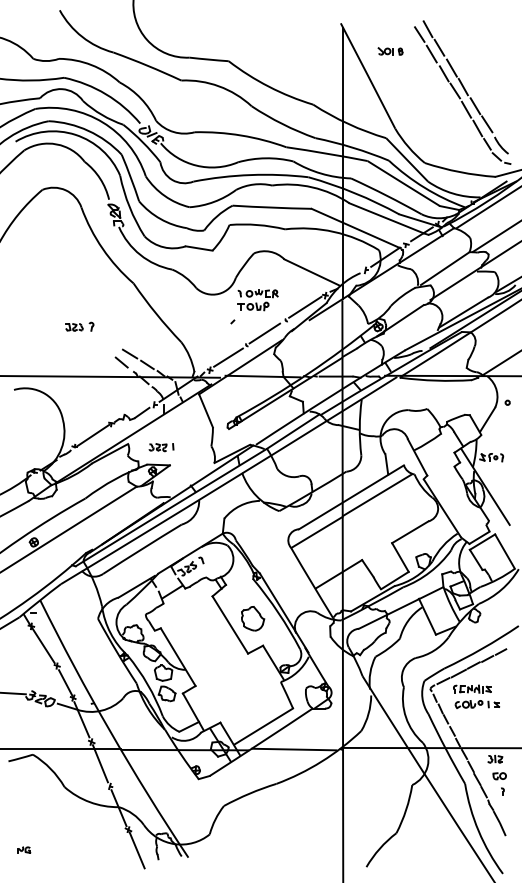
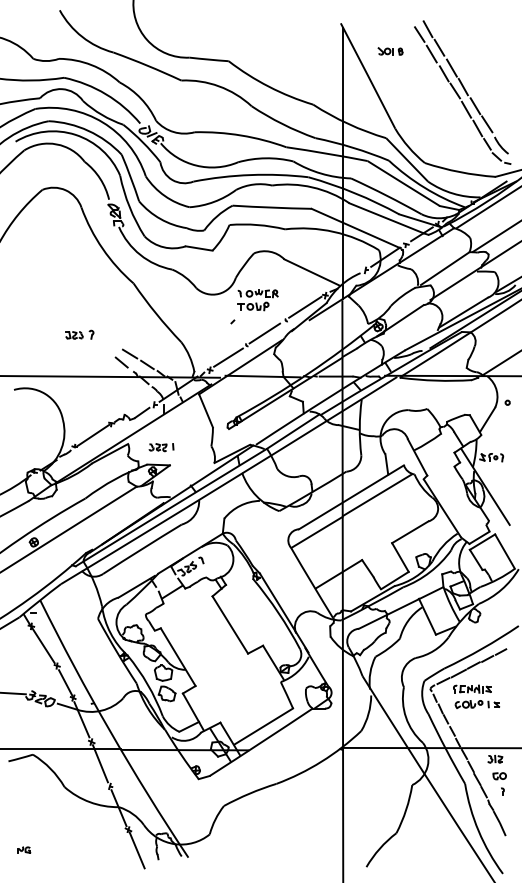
part position: (79, 326) -> (79, 334) (79, 334)
part: present -> none (253, 618)
line: present -> none (294, 749)
